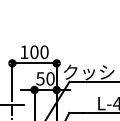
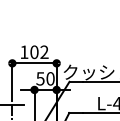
text: 100 -> 102 (44, 52)
